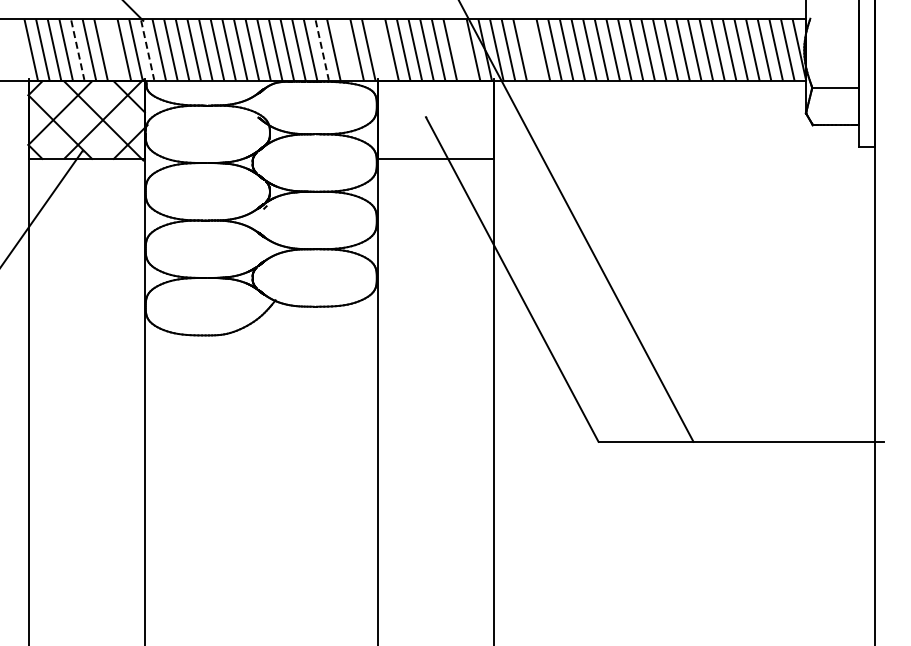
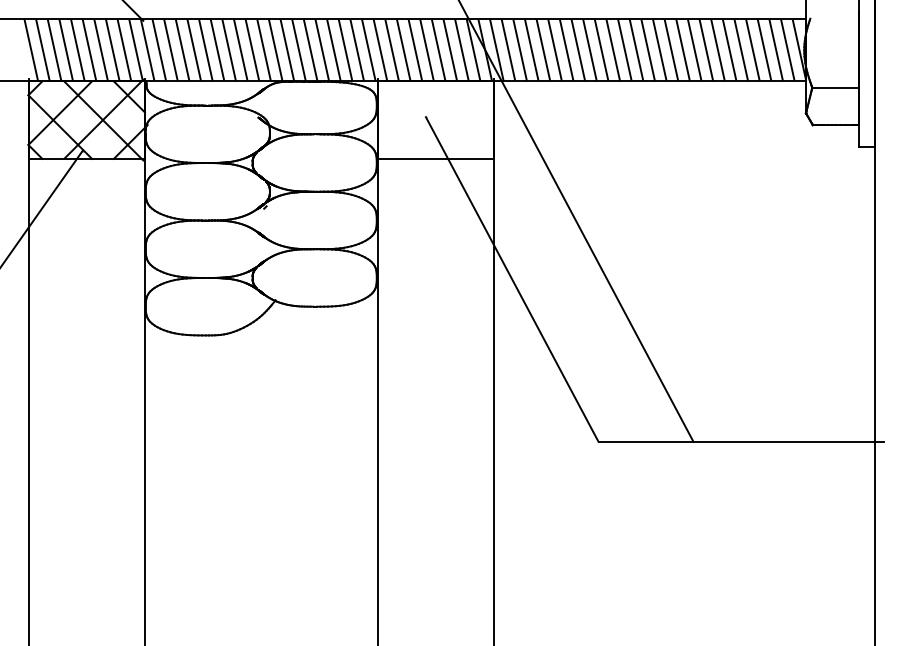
line: none -> present (112, 49)
line: none -> present (345, 49)
line: none -> present (380, 49)
line: none -> present (461, 49)
line: none -> present (531, 49)
line: dashed -> solid (77, 50)
line: dashed -> solid (147, 50)
line: dashed -> solid (322, 50)
